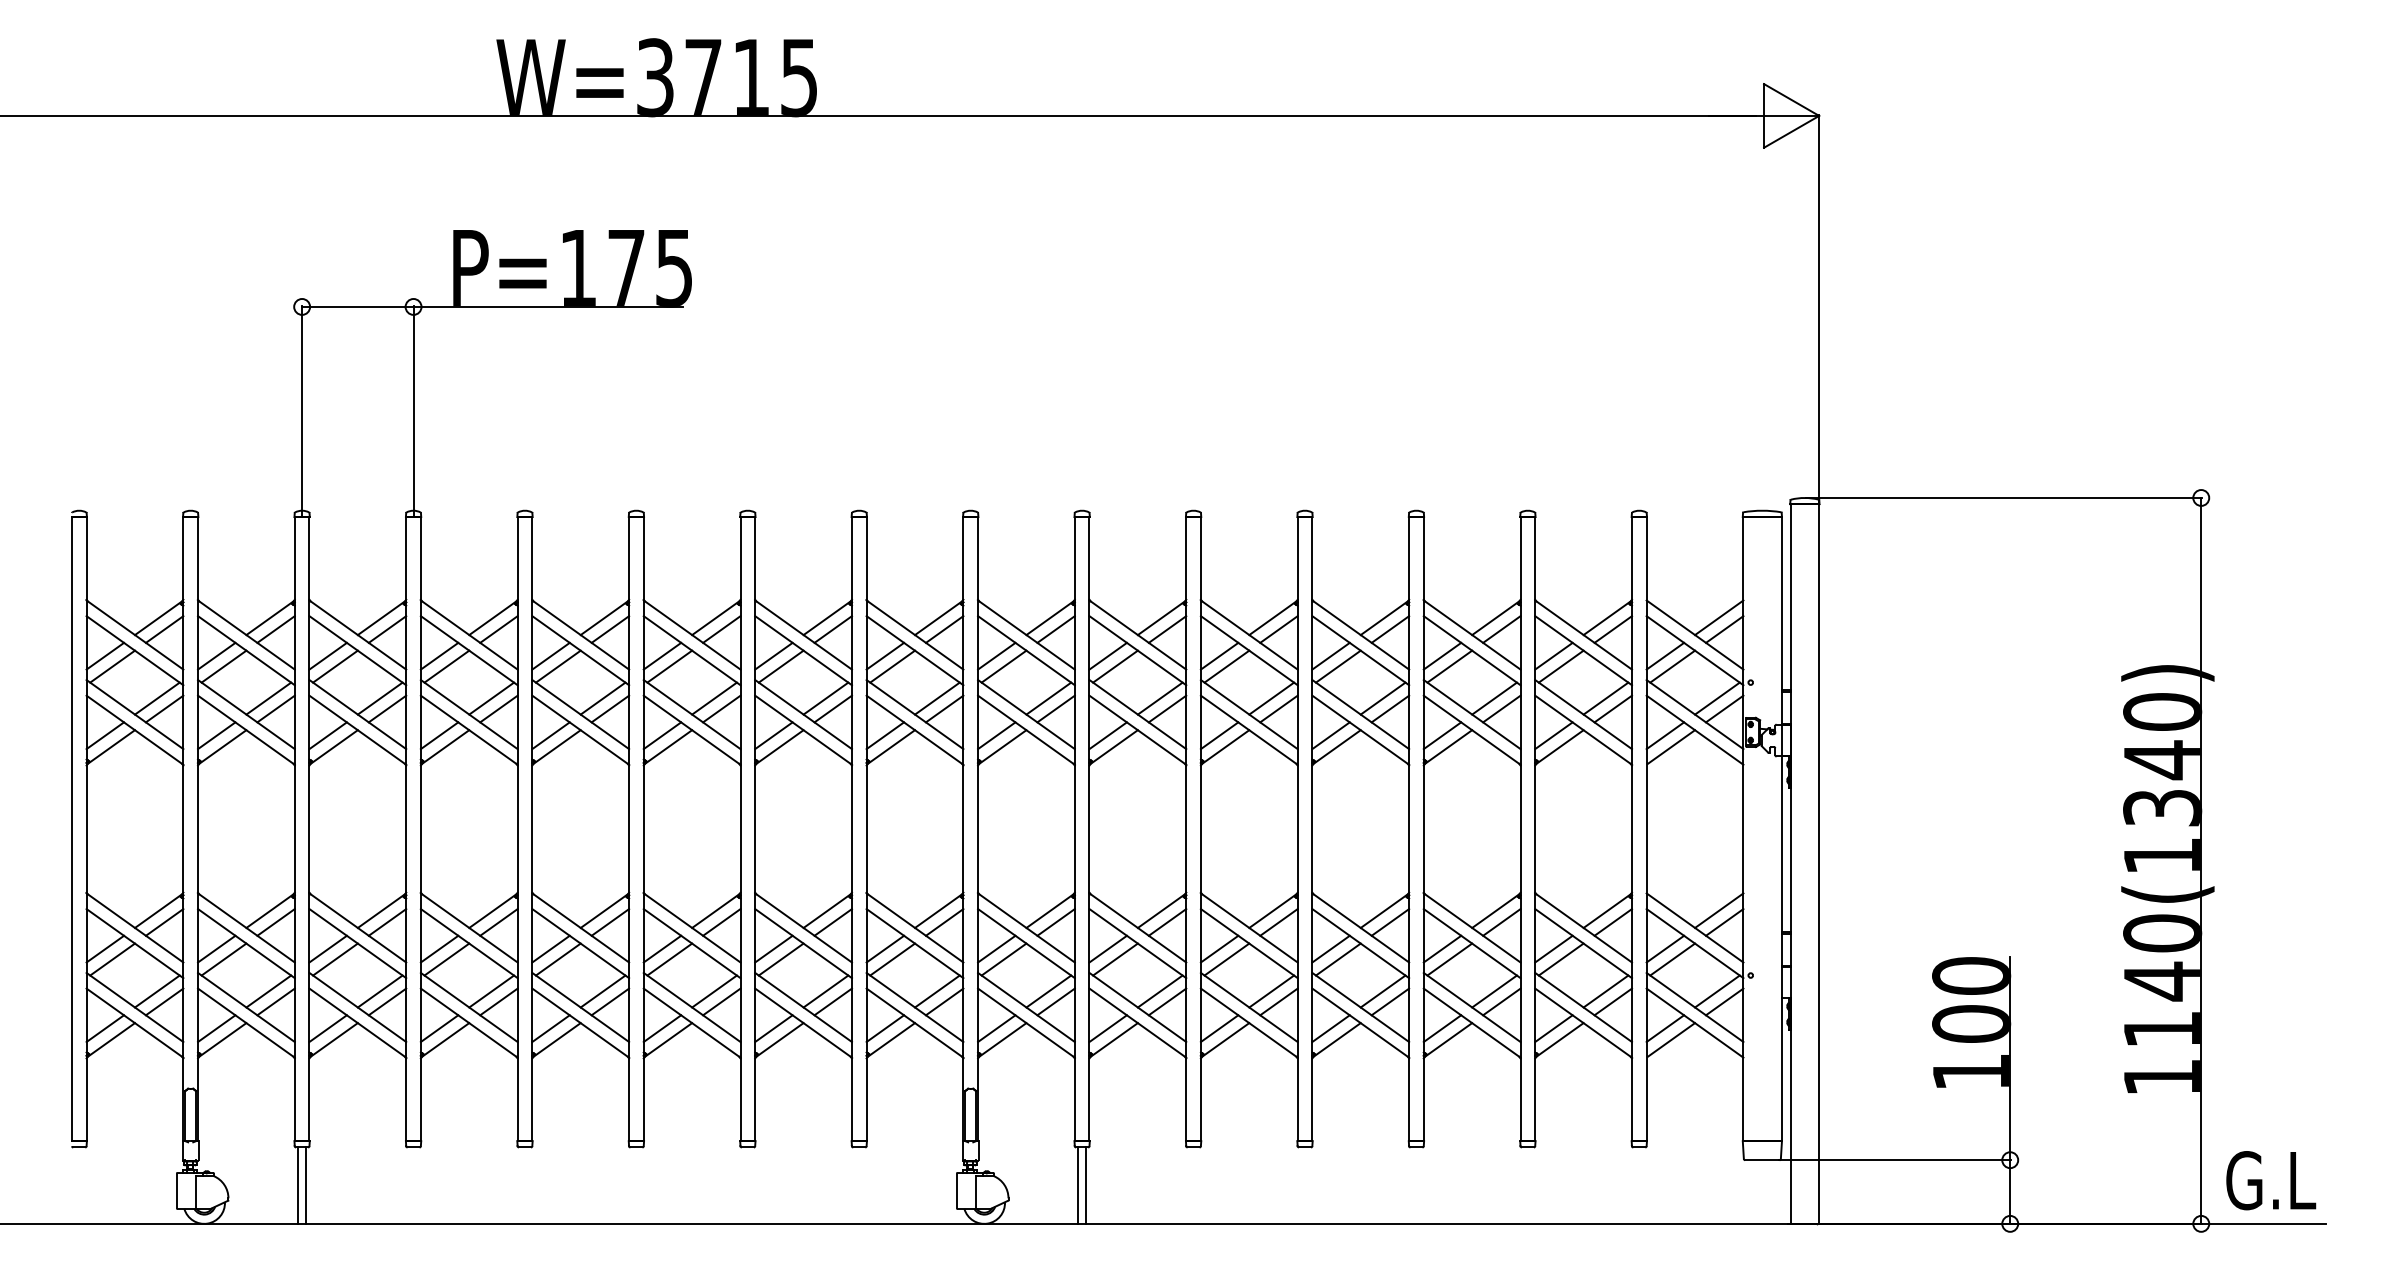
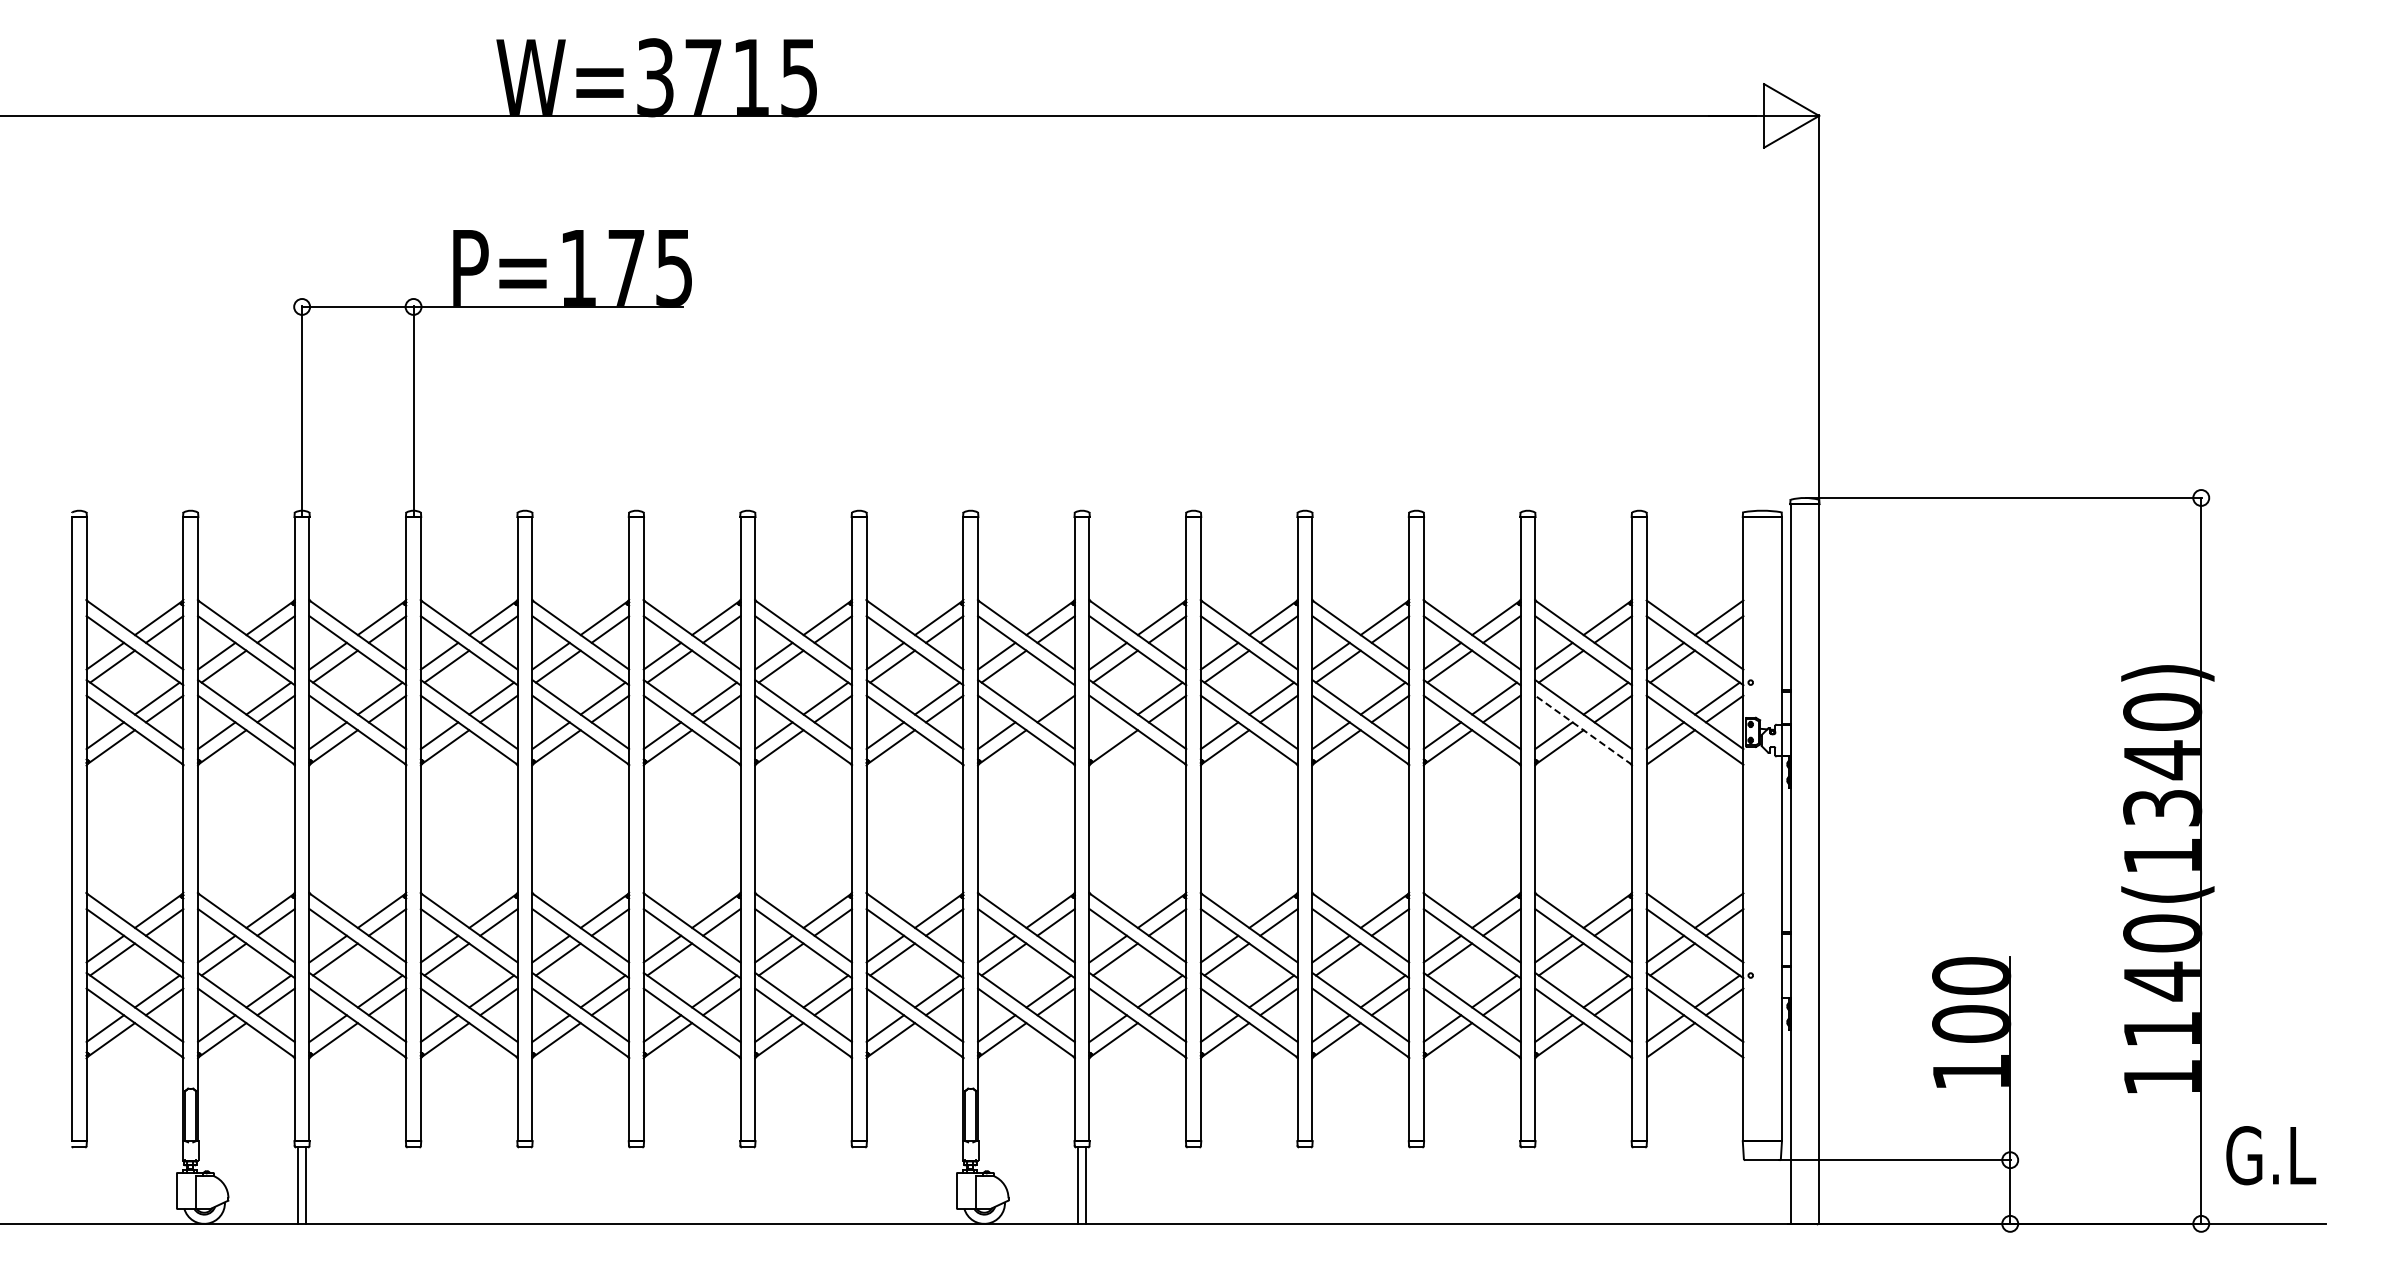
line: present -> none (1048, 698)
line: solid -> dashed (1583, 729)
line: present -> none (1107, 735)
text position: (2271, 1180) -> (2271, 1155) (2271, 1155)
